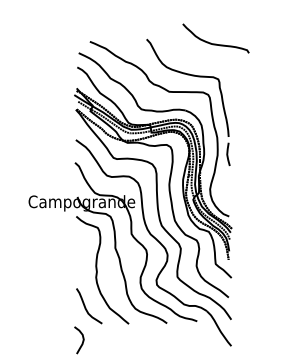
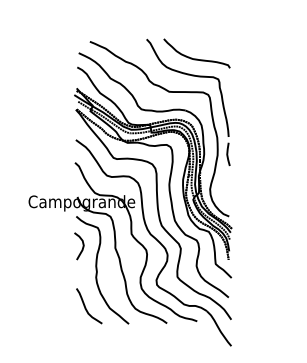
curve position: (215, 43) -> (196, 58) (196, 58)
curve position: (82, 340) -> (82, 246) (82, 246)
